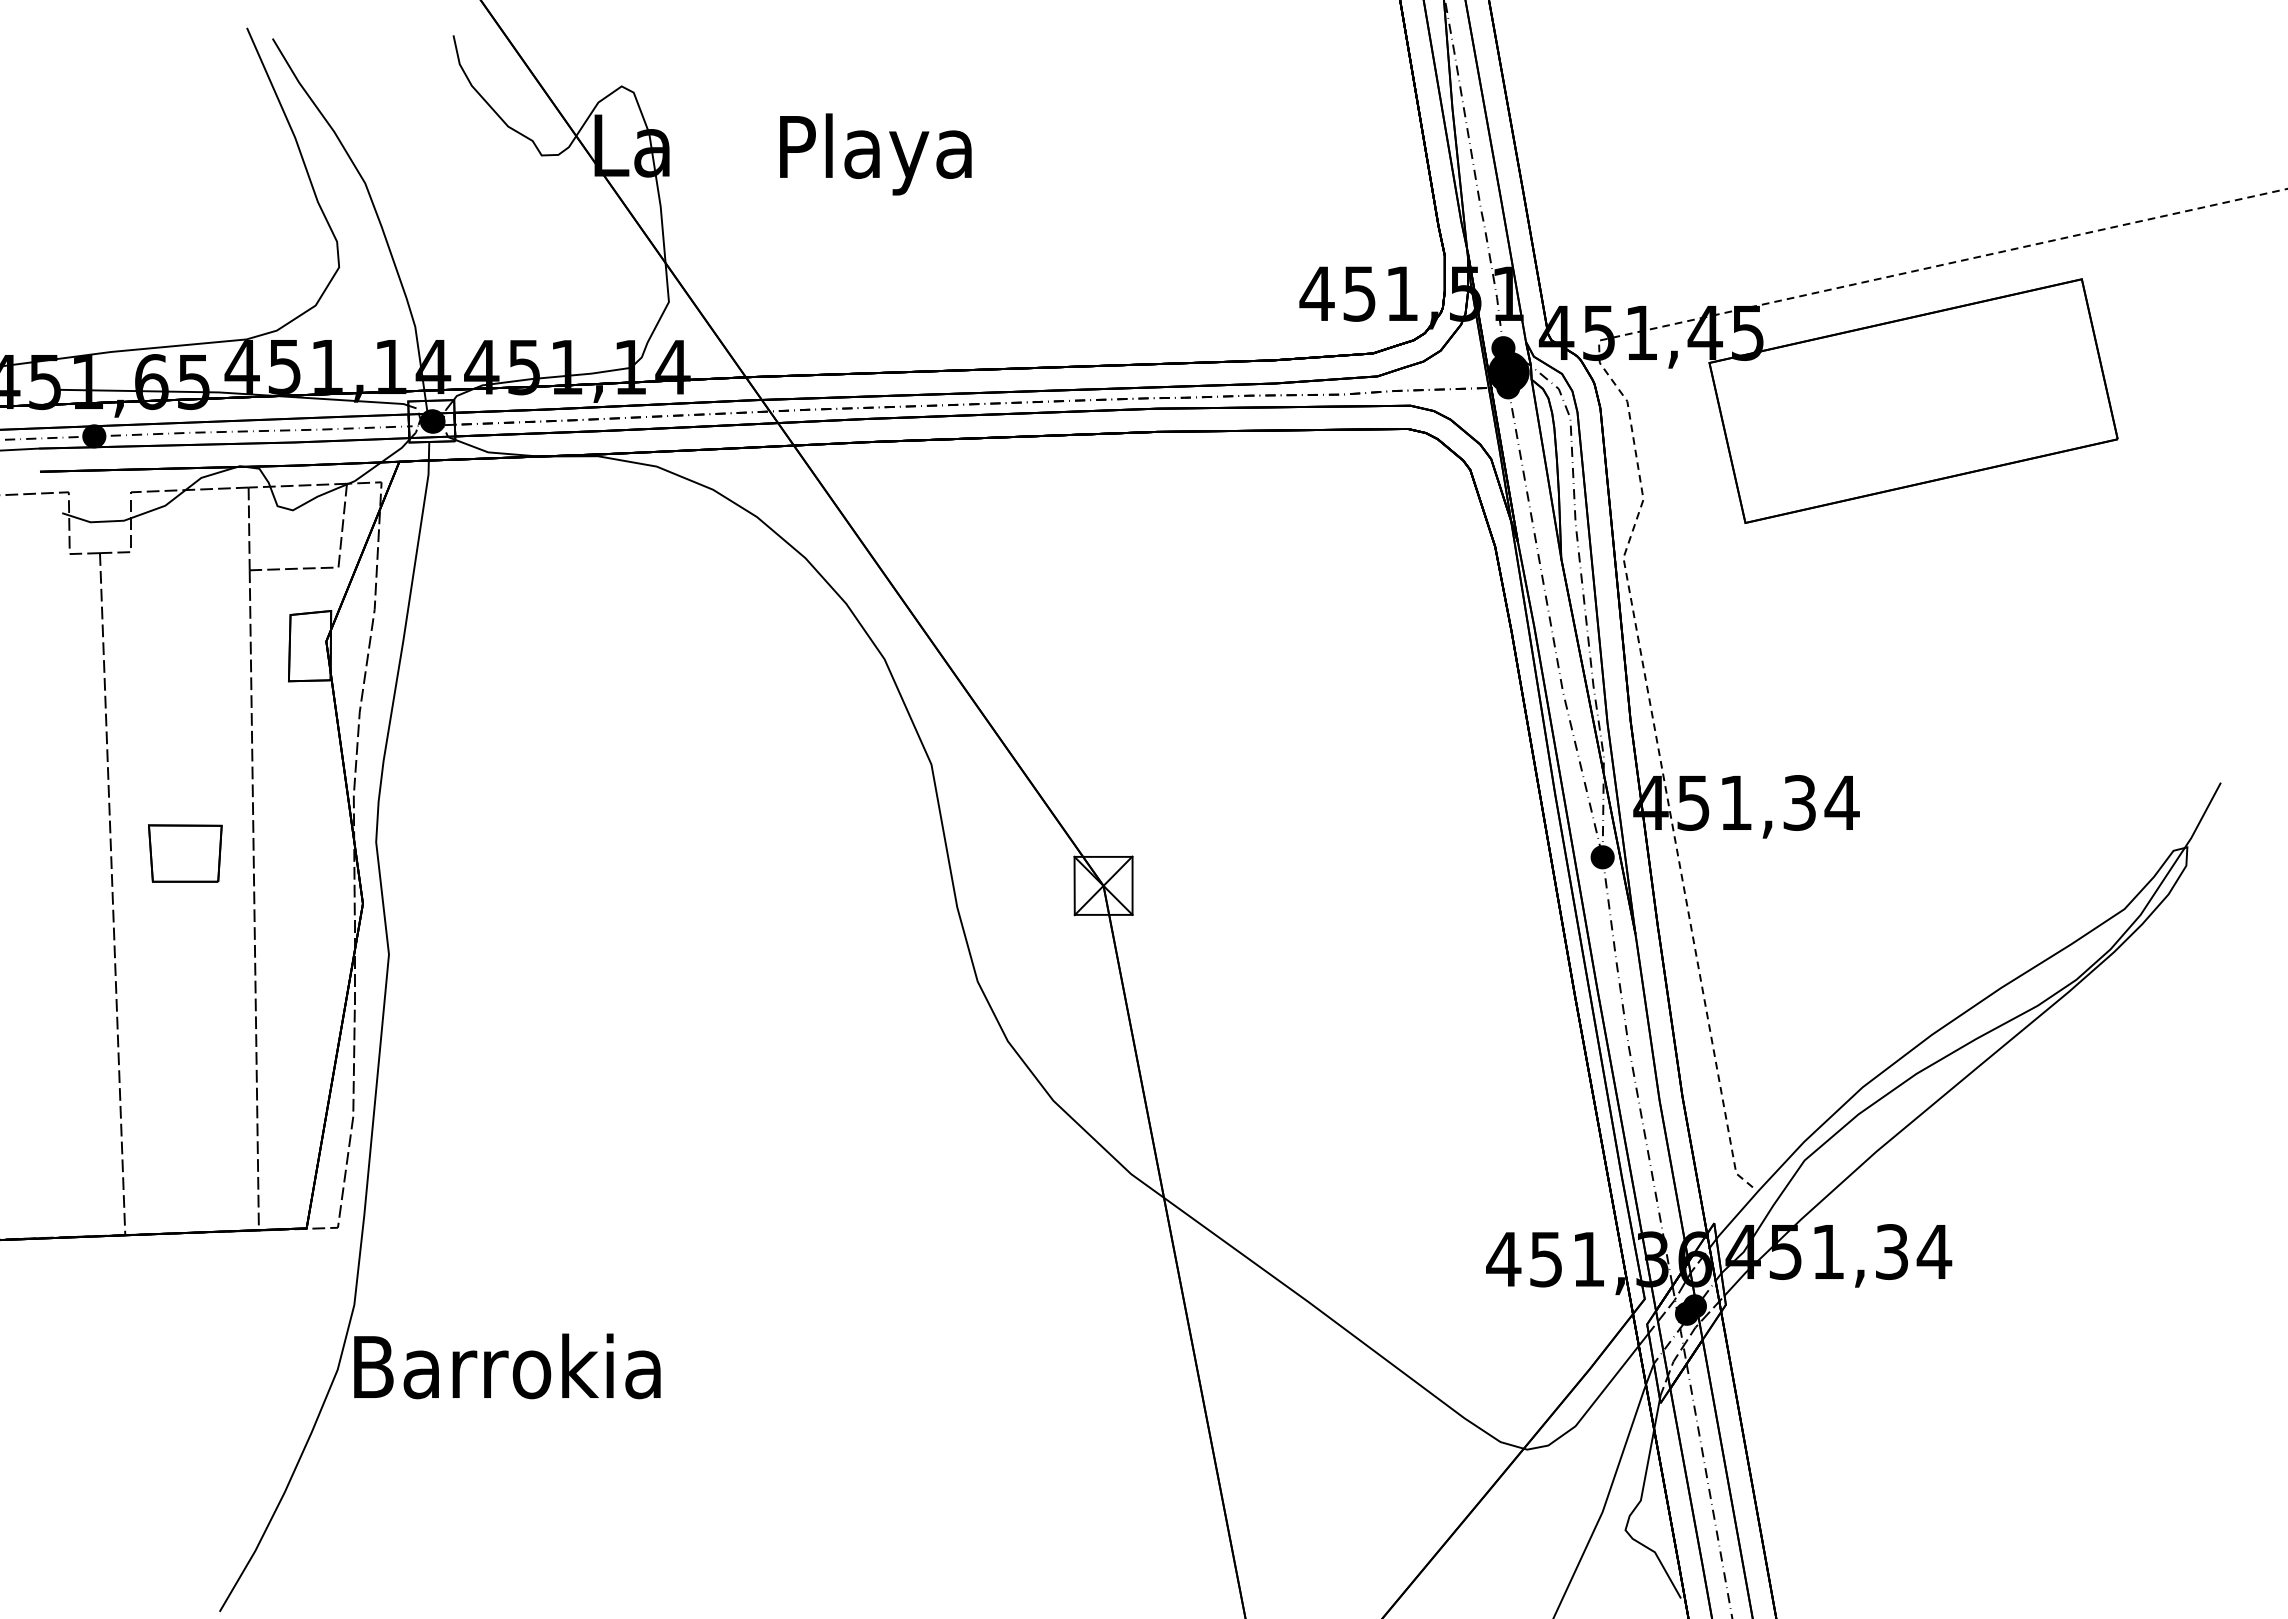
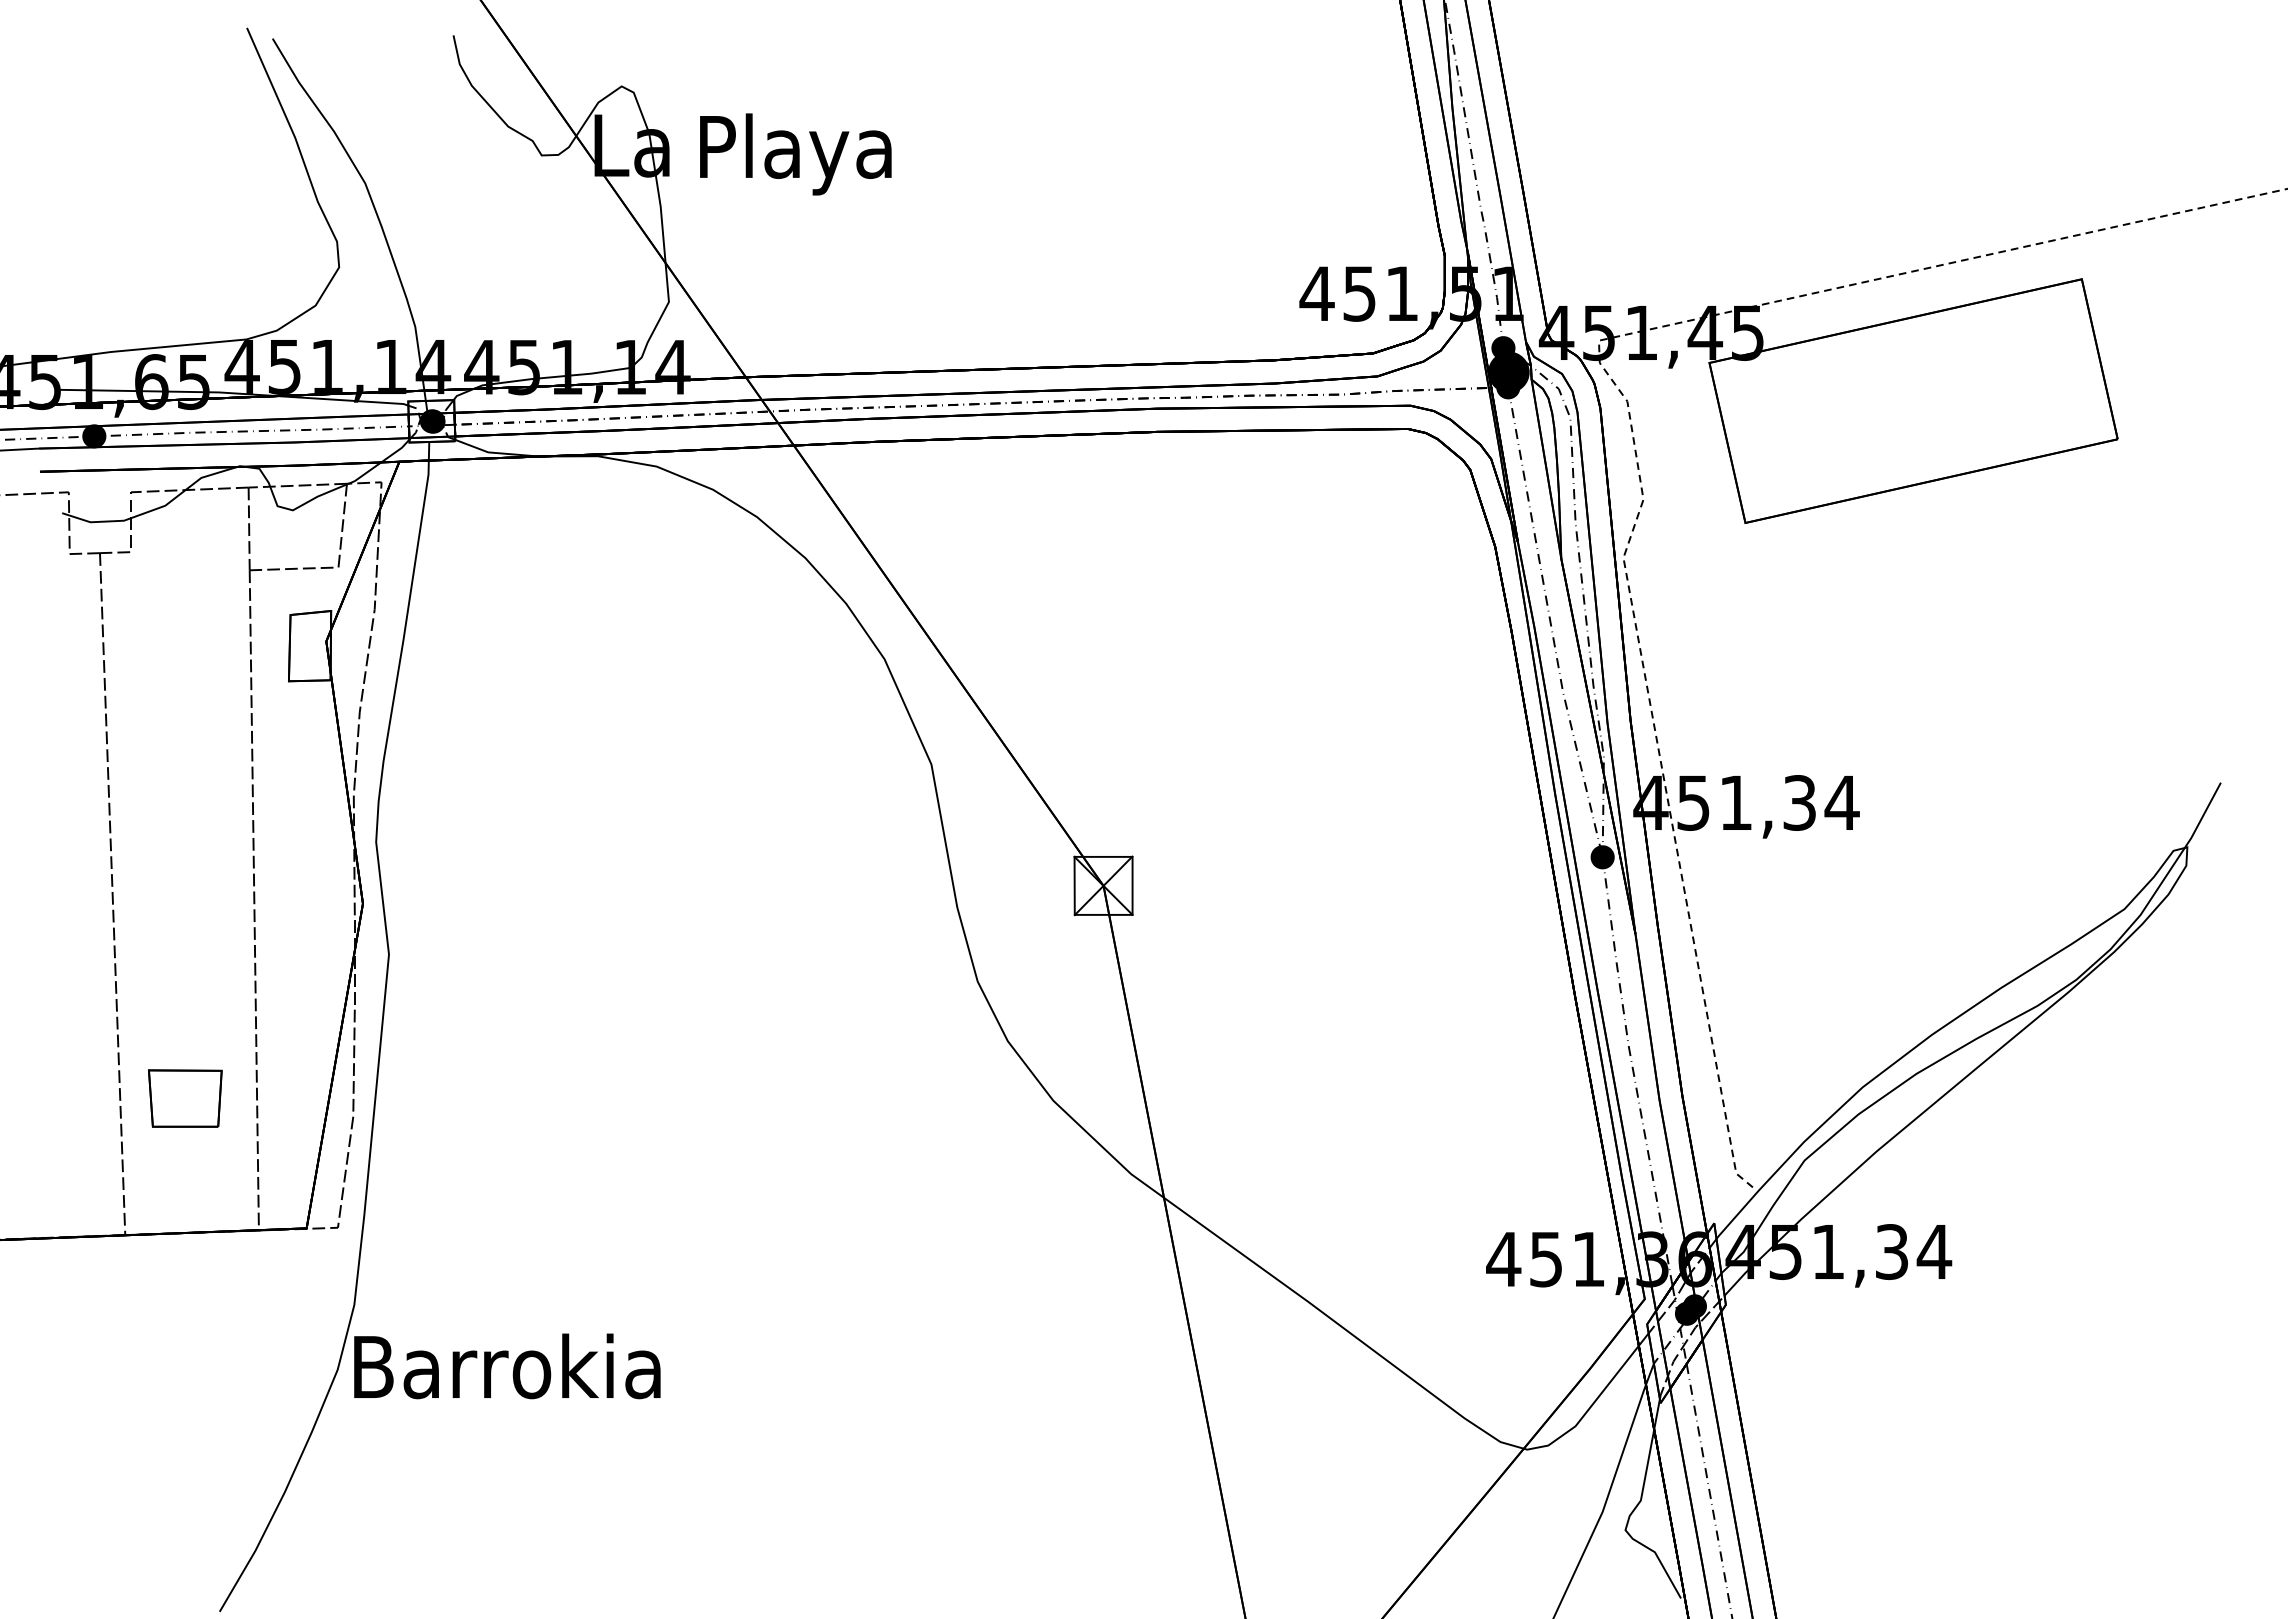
text position: (875, 154) -> (795, 154) (795, 154)
part position: (185, 853) -> (185, 1098) (185, 1098)
